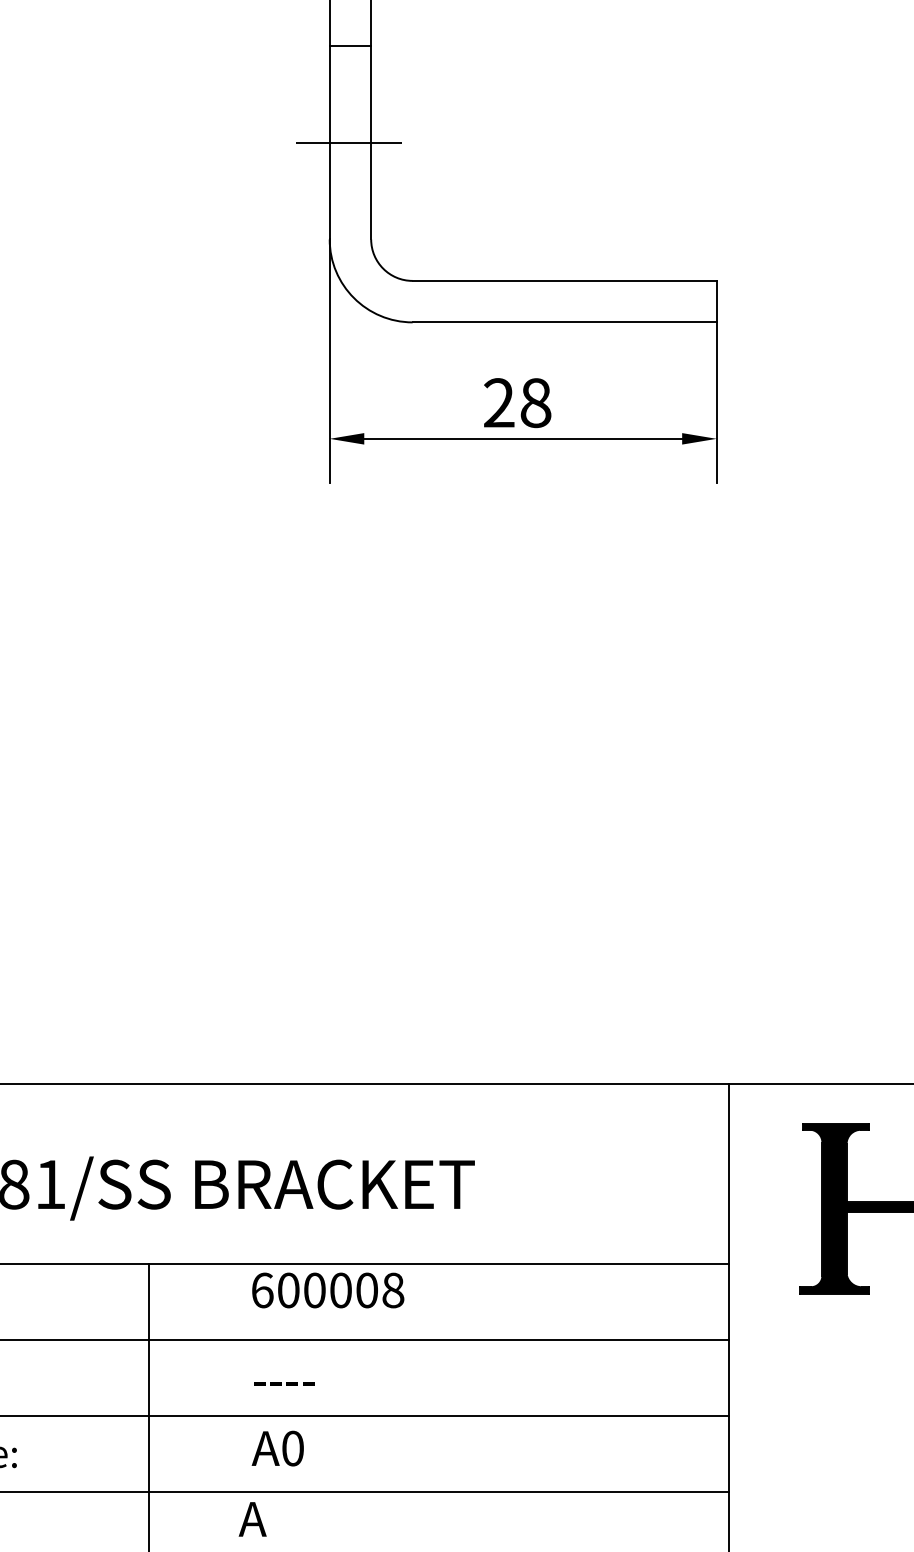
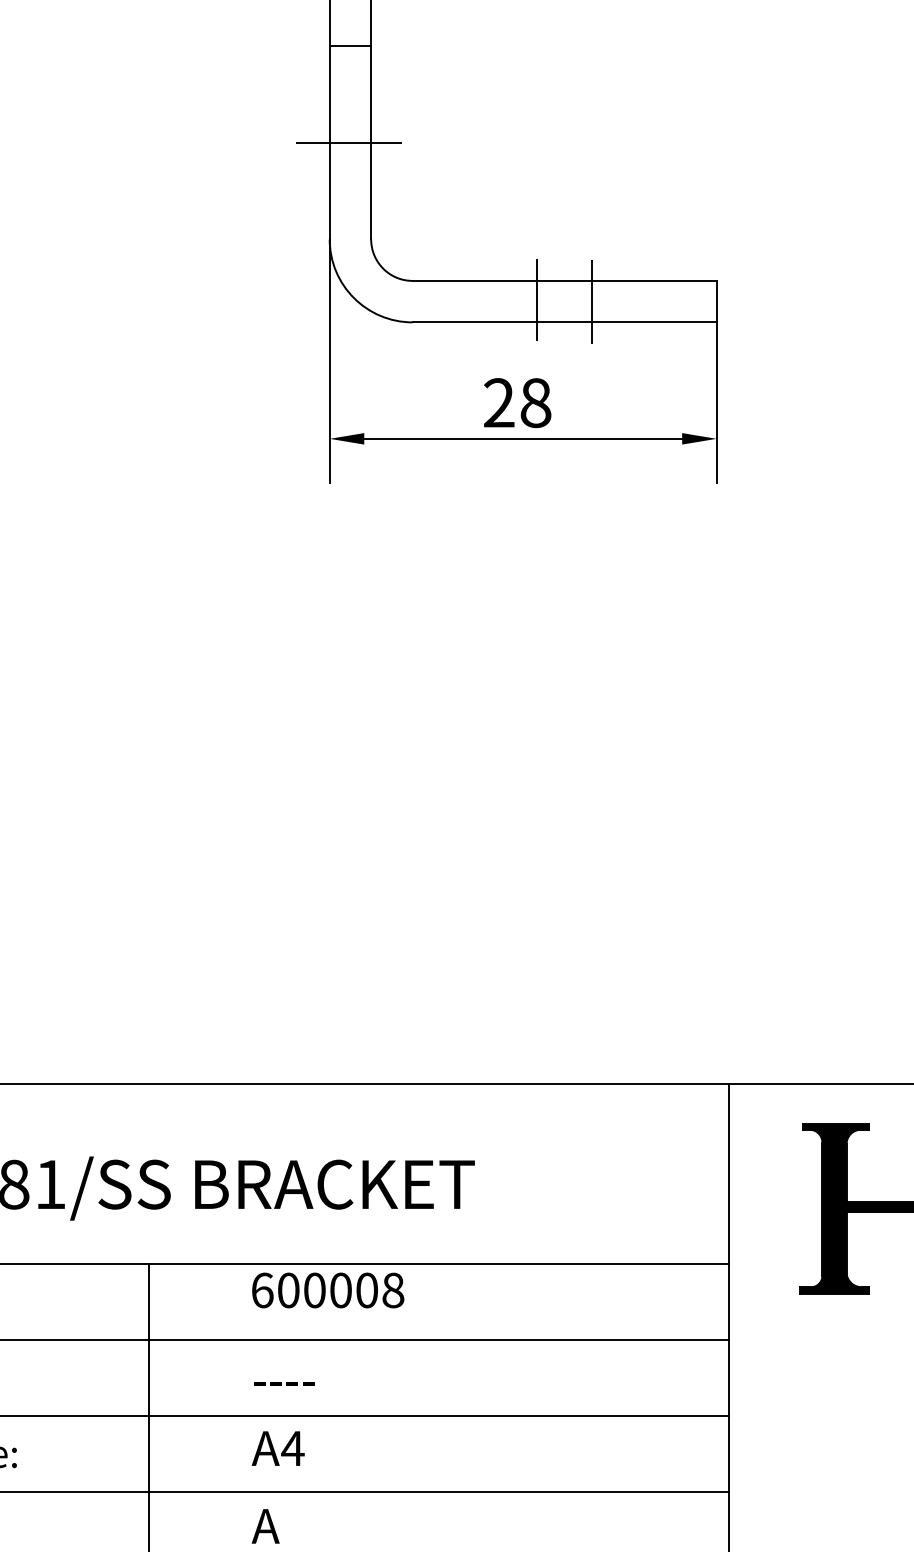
line: none -> present (537, 300)
line: none -> present (592, 301)
text: A0 -> A4 (292, 1448)
text position: (252, 1519) -> (265, 1526) (265, 1526)
